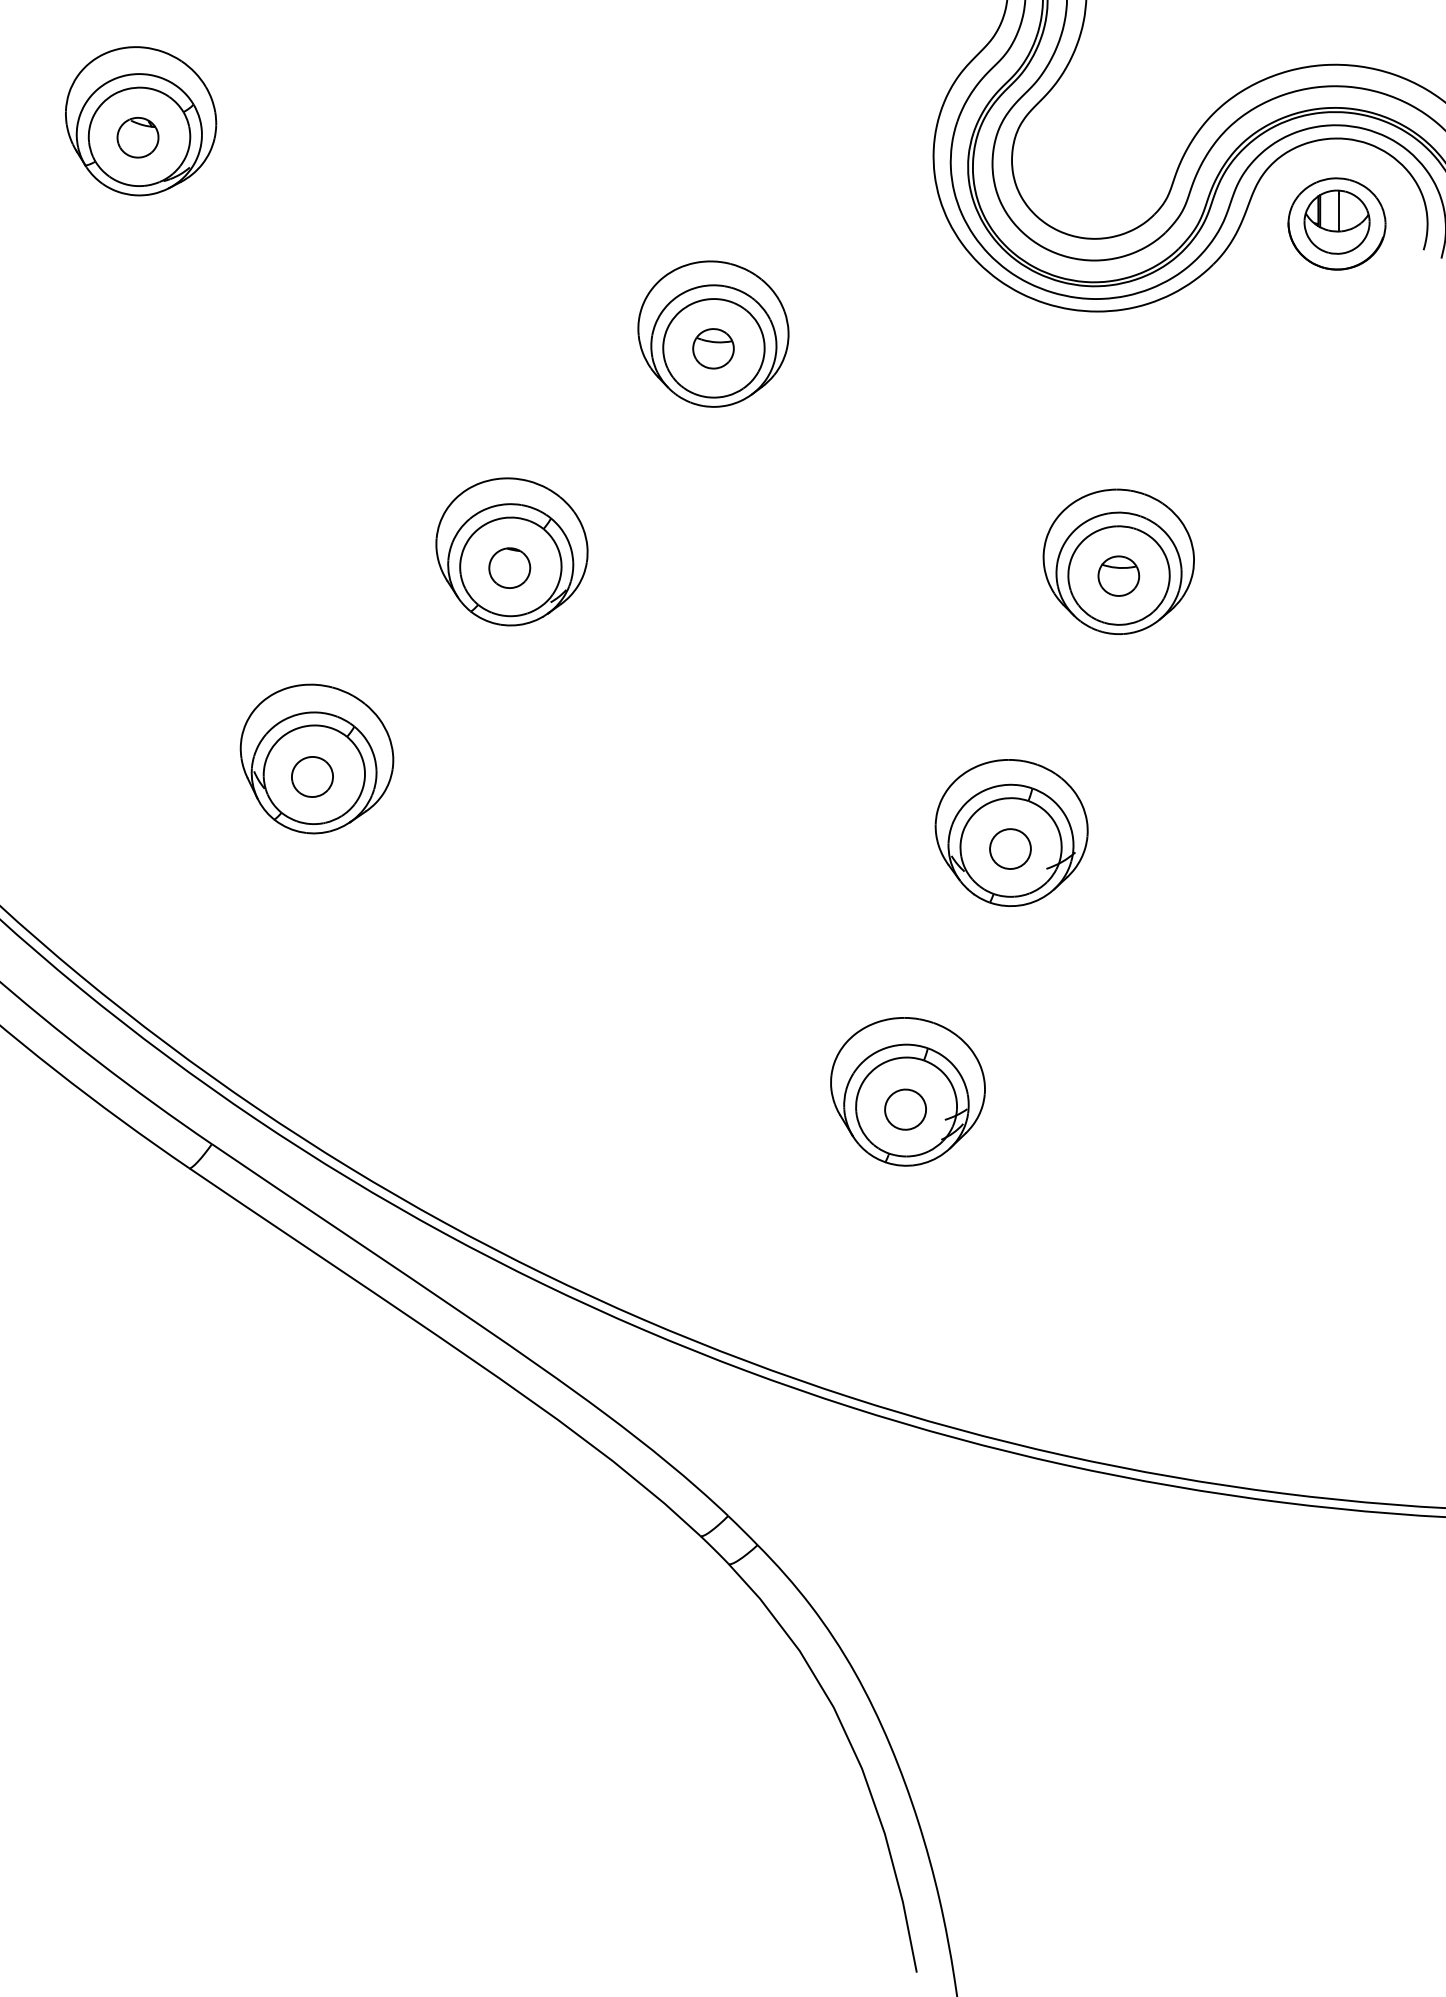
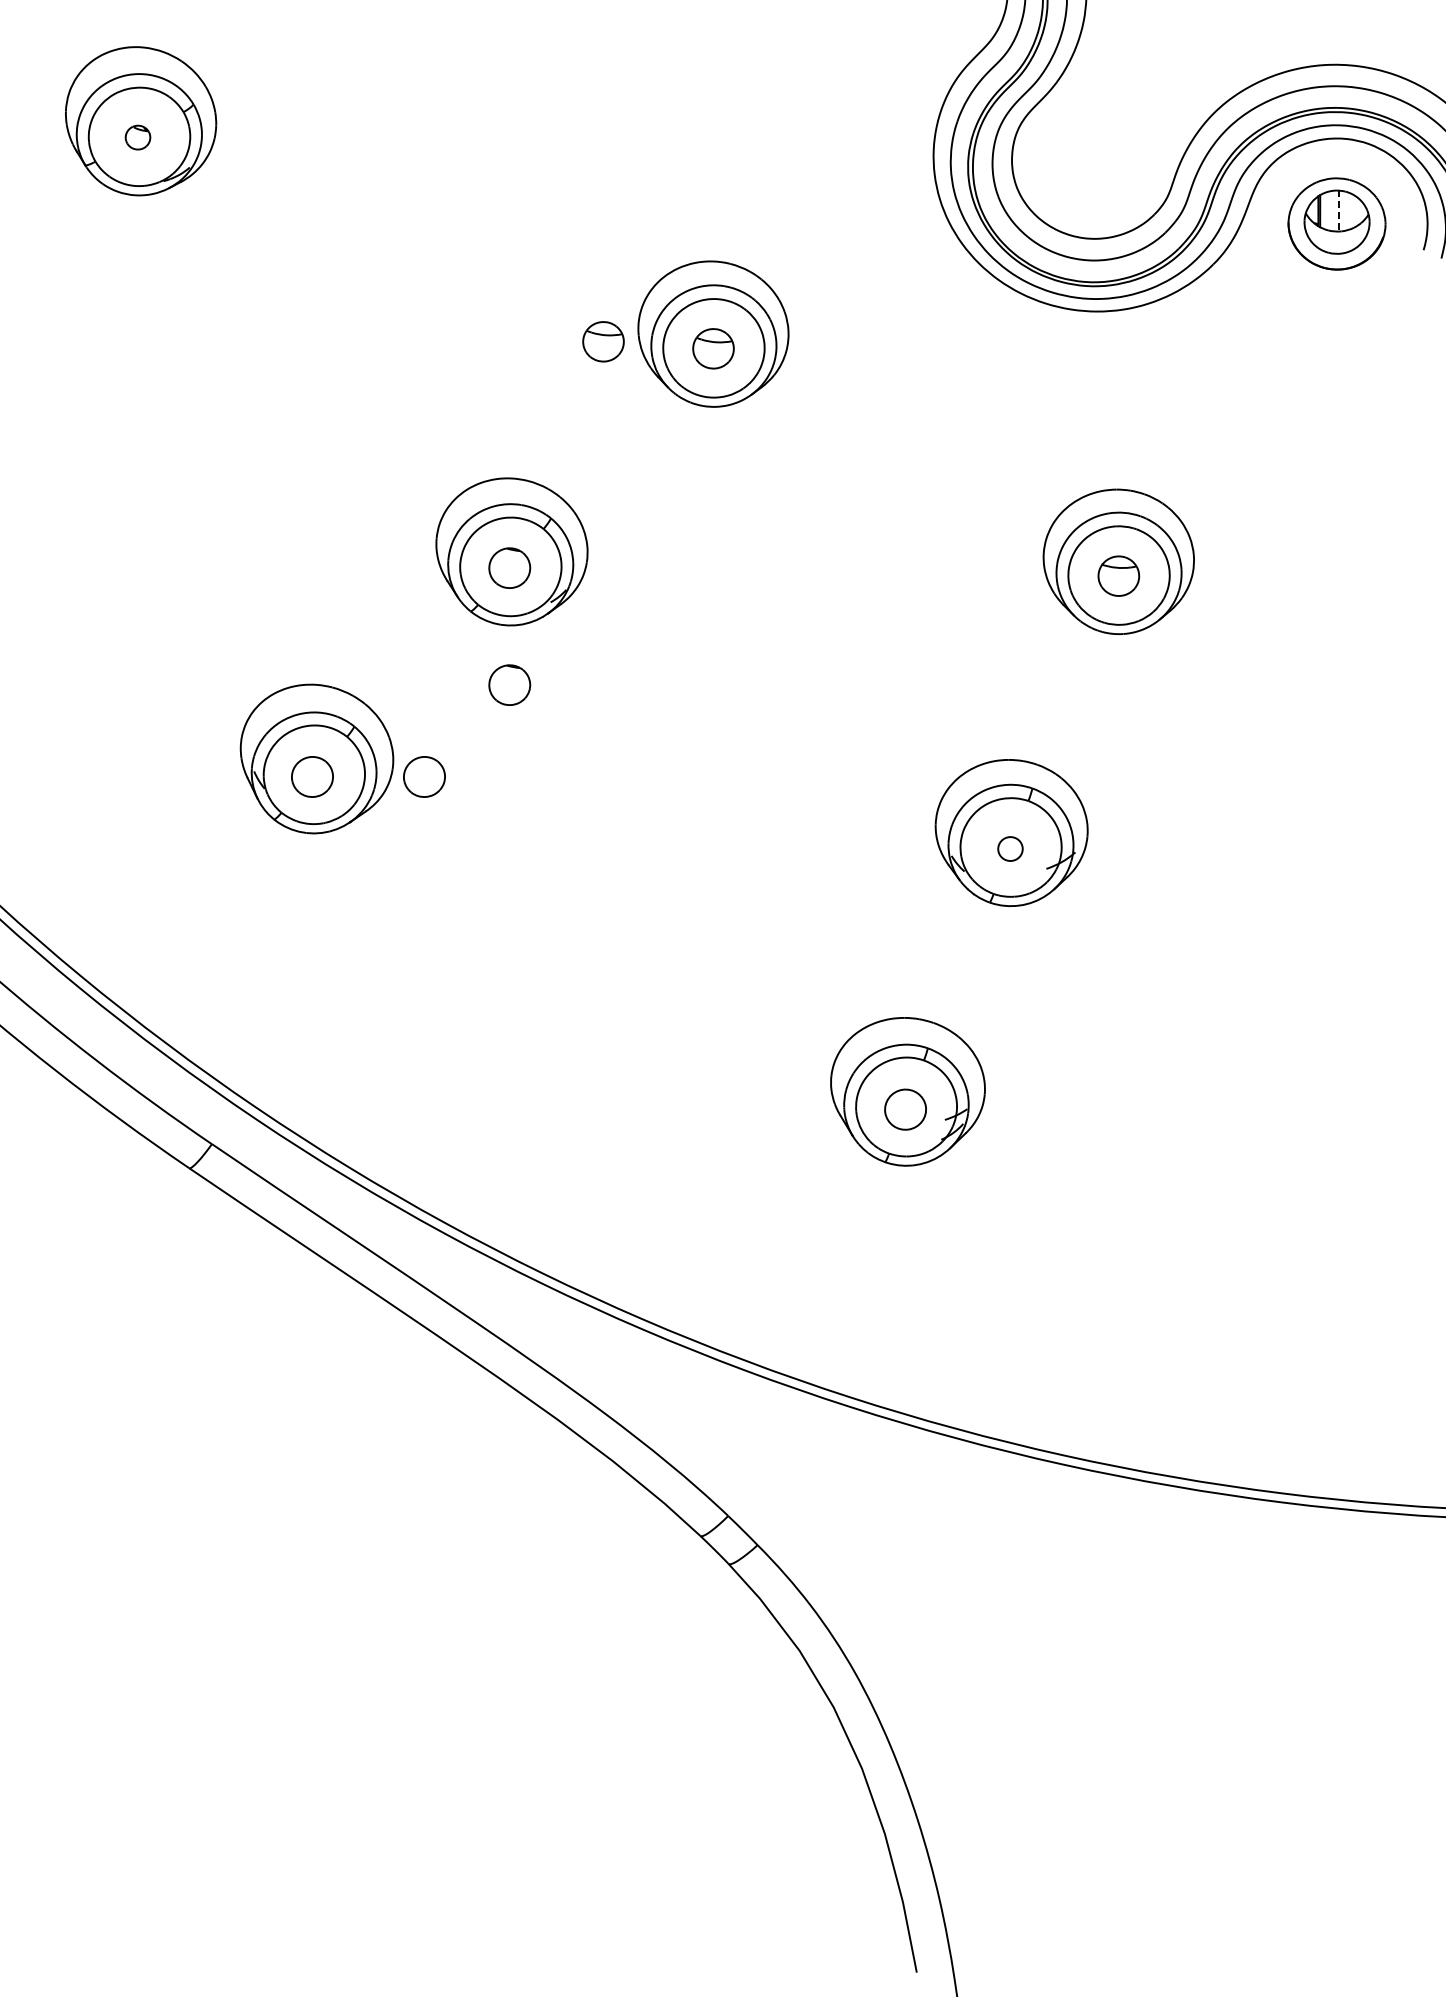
part size: 44x43 px -> 28x27 px (137, 137)
line: solid -> dashed (1339, 211)
part: none -> present (603, 341)
part: none -> present (509, 684)
part: none -> present (424, 776)
part size: 43x42 px -> 27x26 px (1010, 848)
